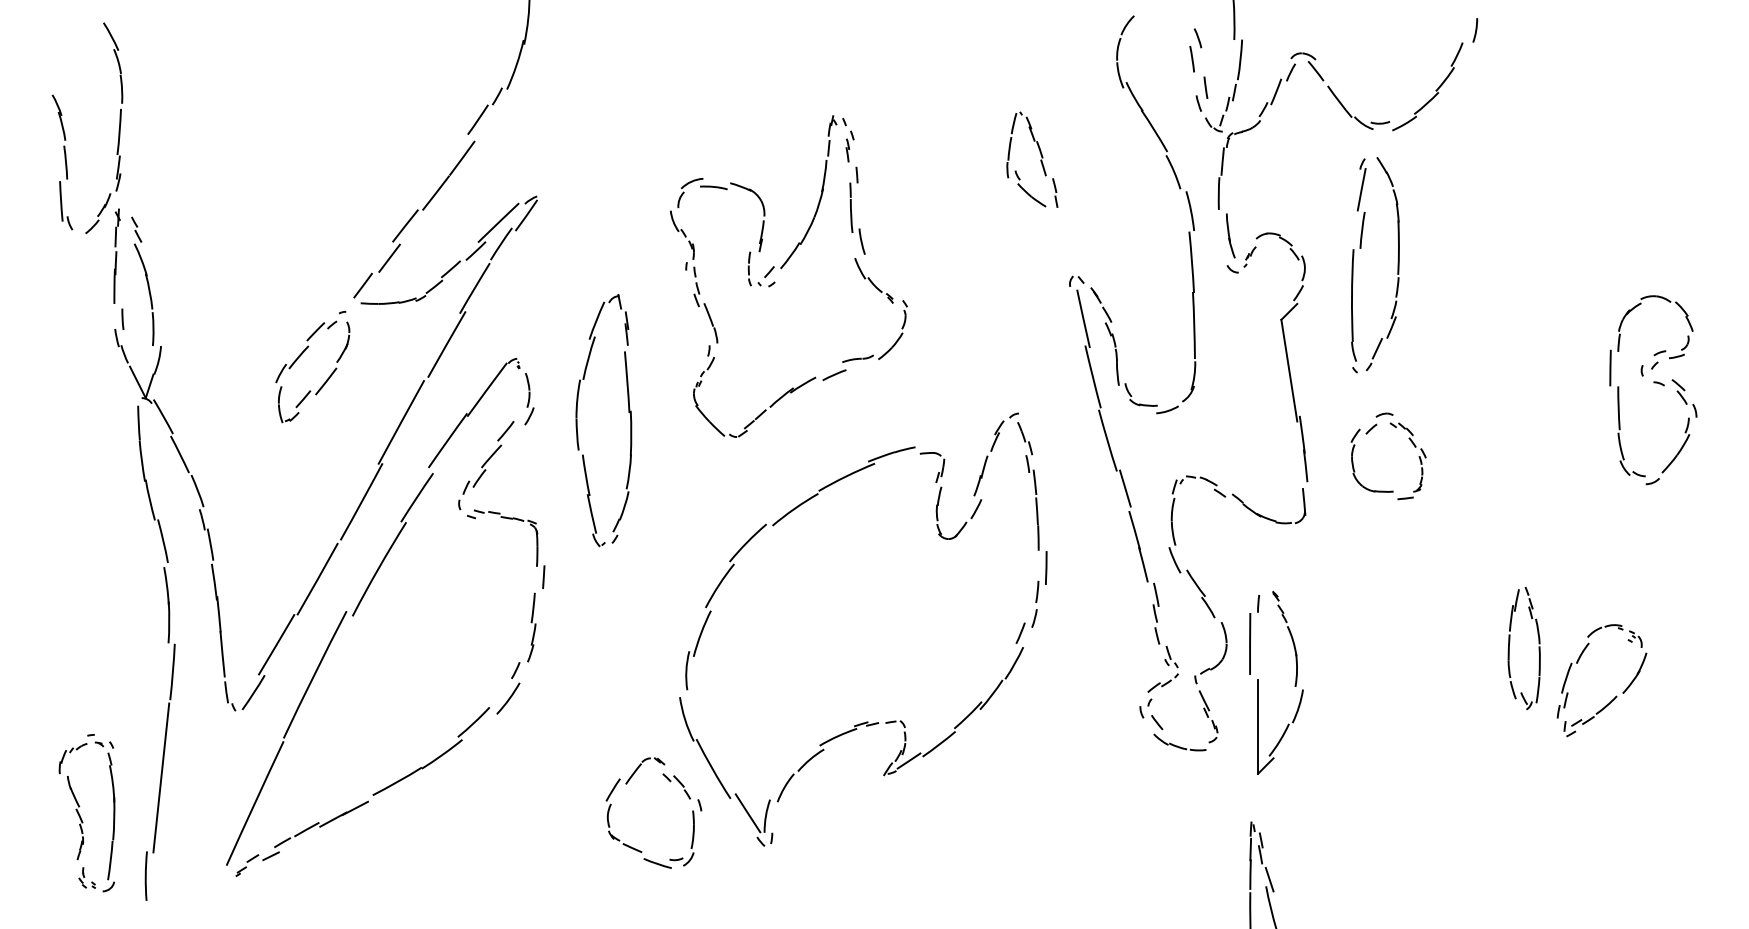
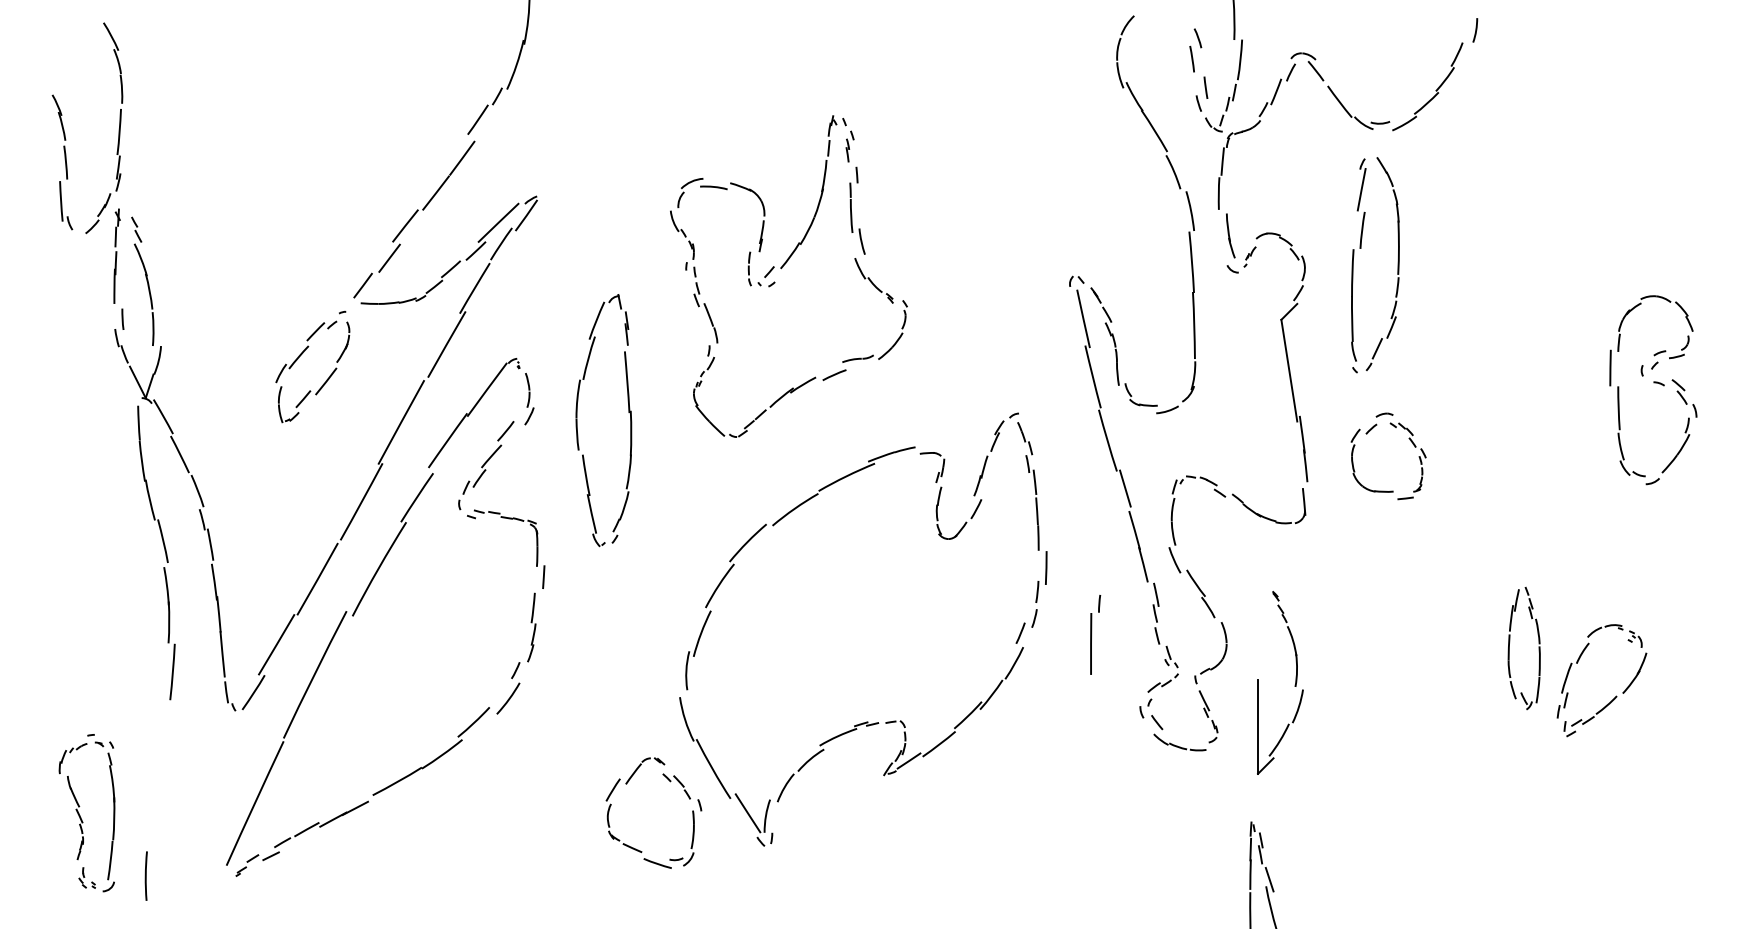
part: present -> none (1040, 159)
part position: (1254, 634) -> (1095, 634) (1095, 634)
line: present -> none (161, 777)
